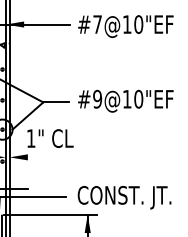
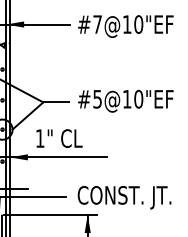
text: #9@10"EF -> #5@10"EF (97, 98)
text position: (50, 138) -> (59, 138) (59, 138)
line: none -> present (54, 157)
